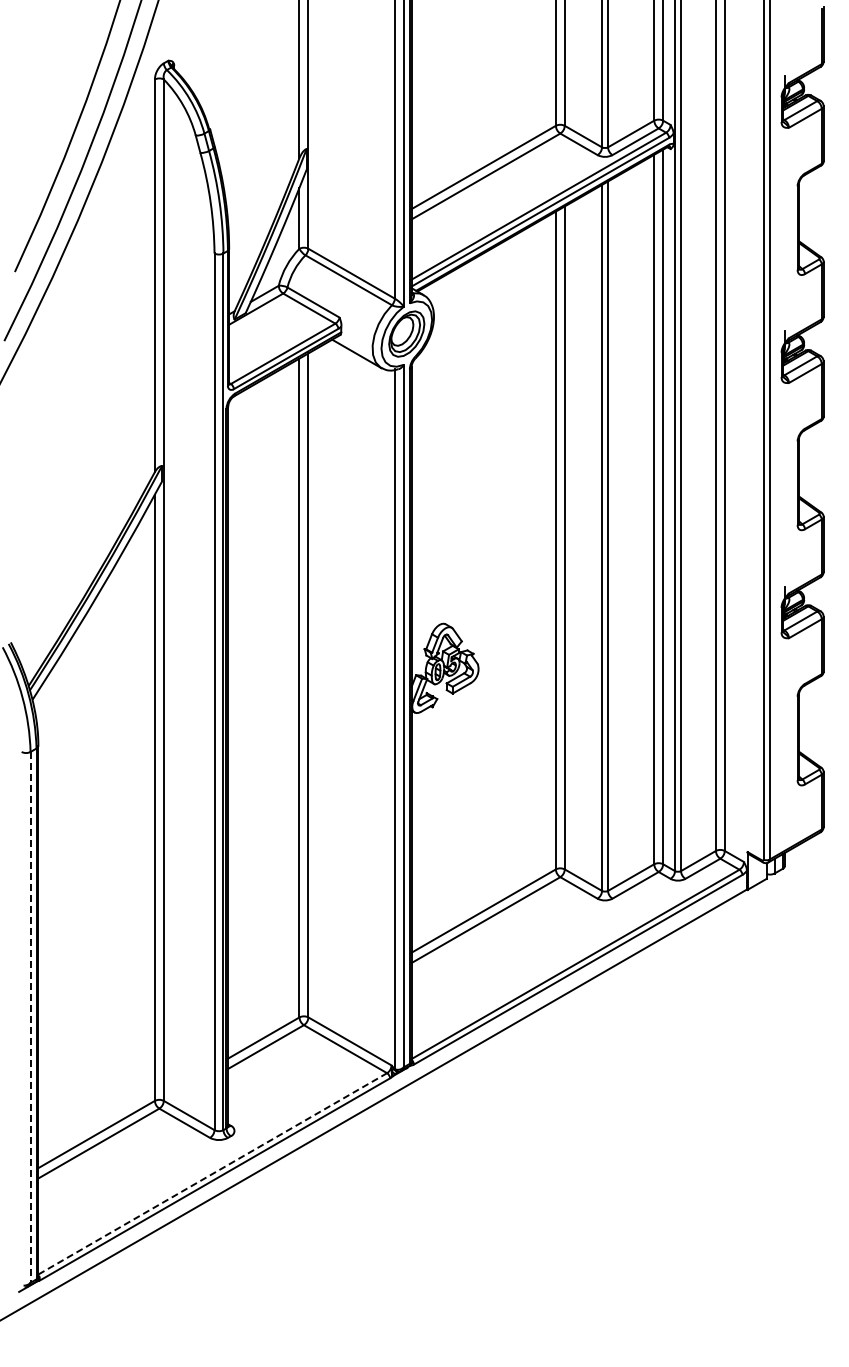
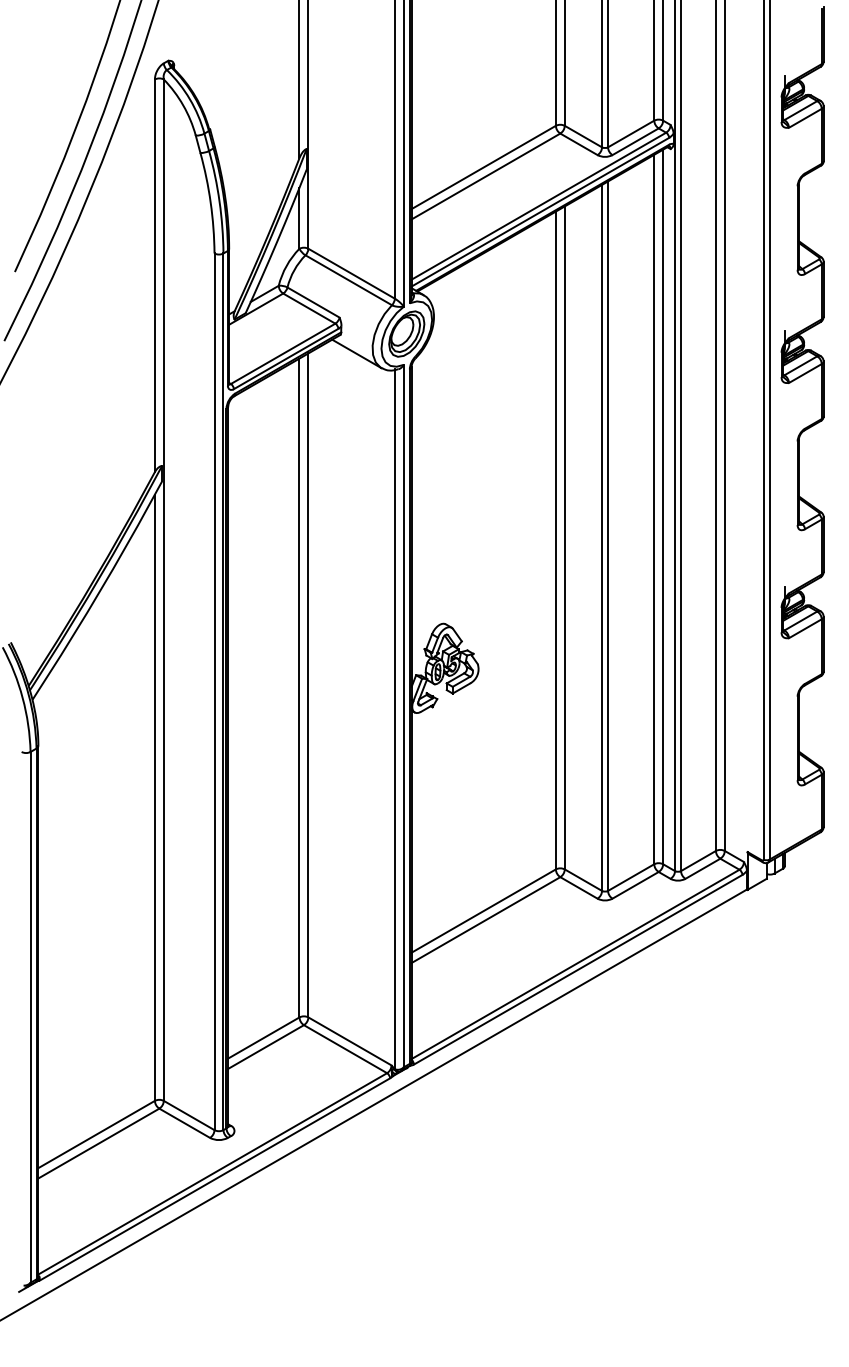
line: dashed -> solid (30, 1017)
line: dashed -> solid (213, 1173)
